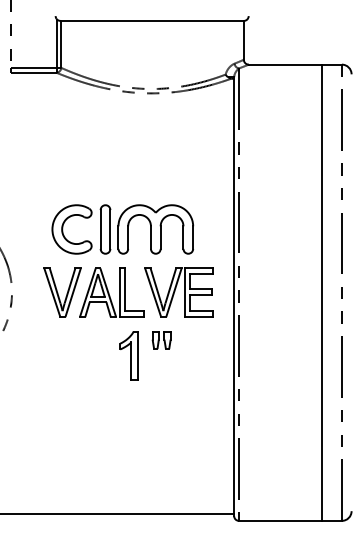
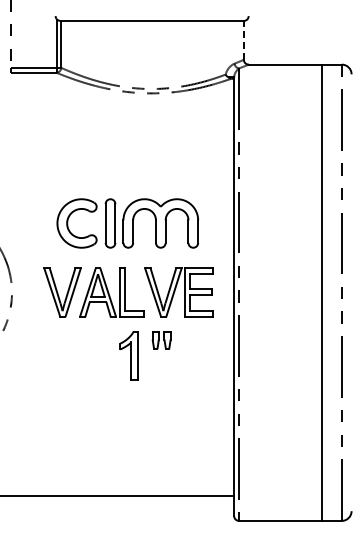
line: solid -> dashed (243, 39)
part position: (122, 229) -> (127, 223) (127, 223)
line position: (118, 513) -> (118, 495) (118, 495)
